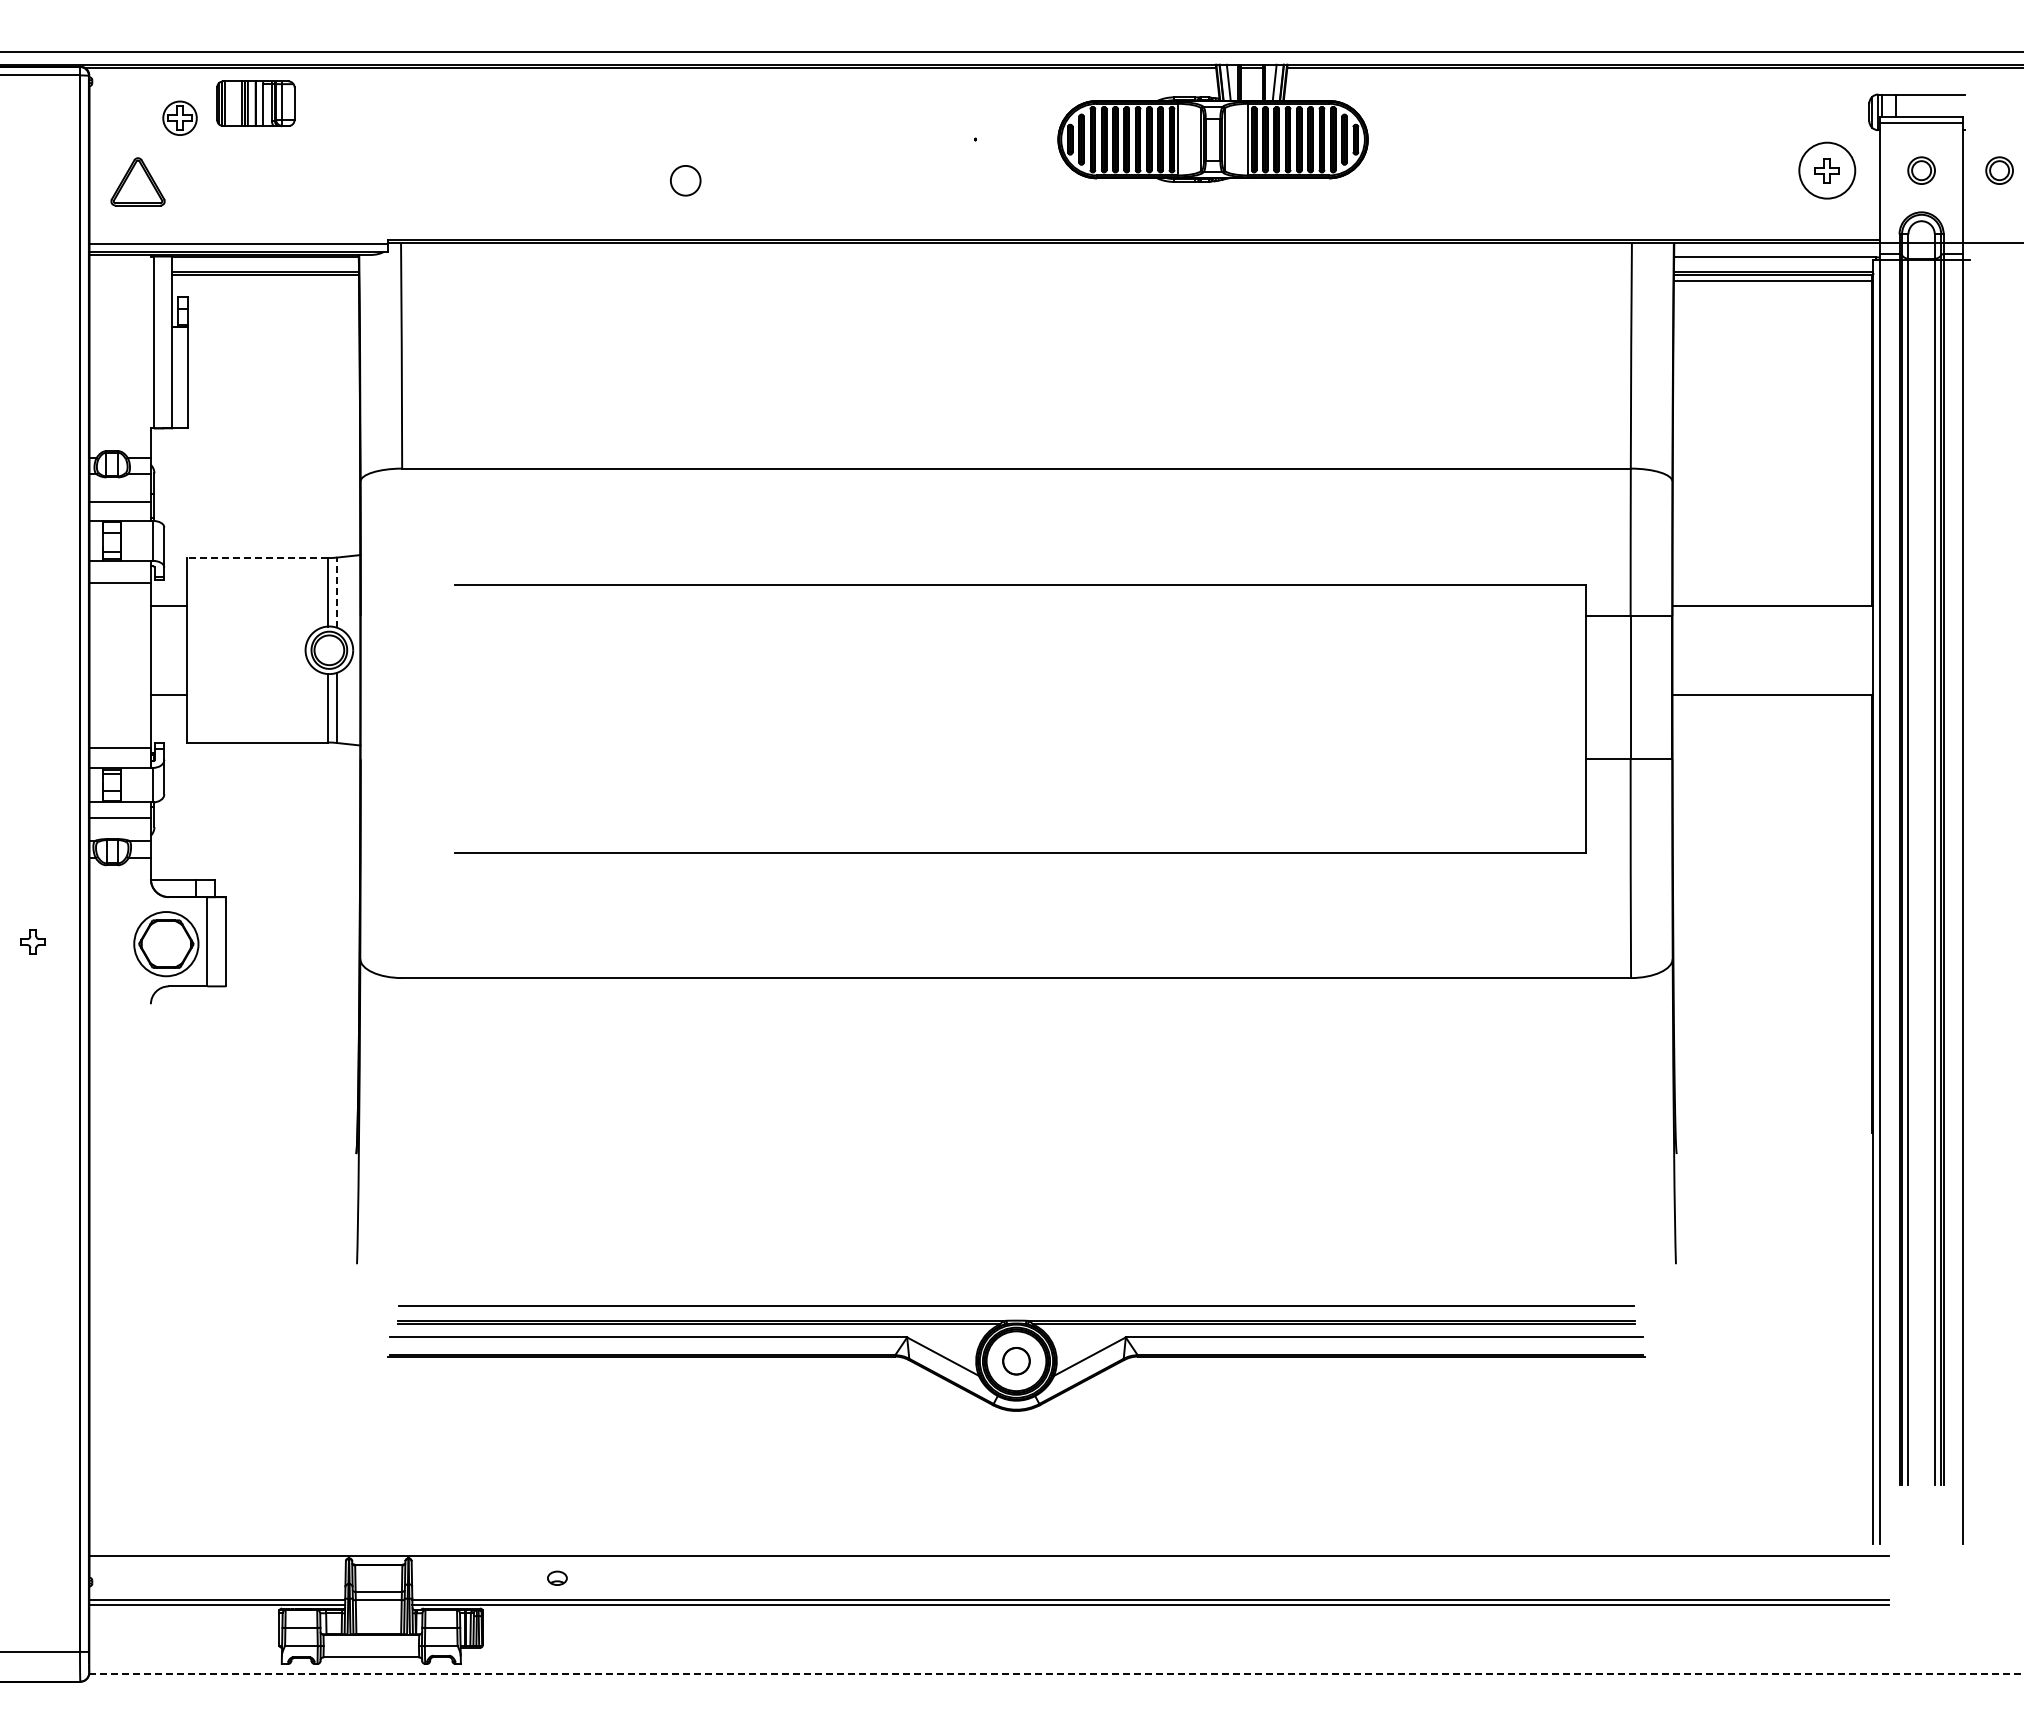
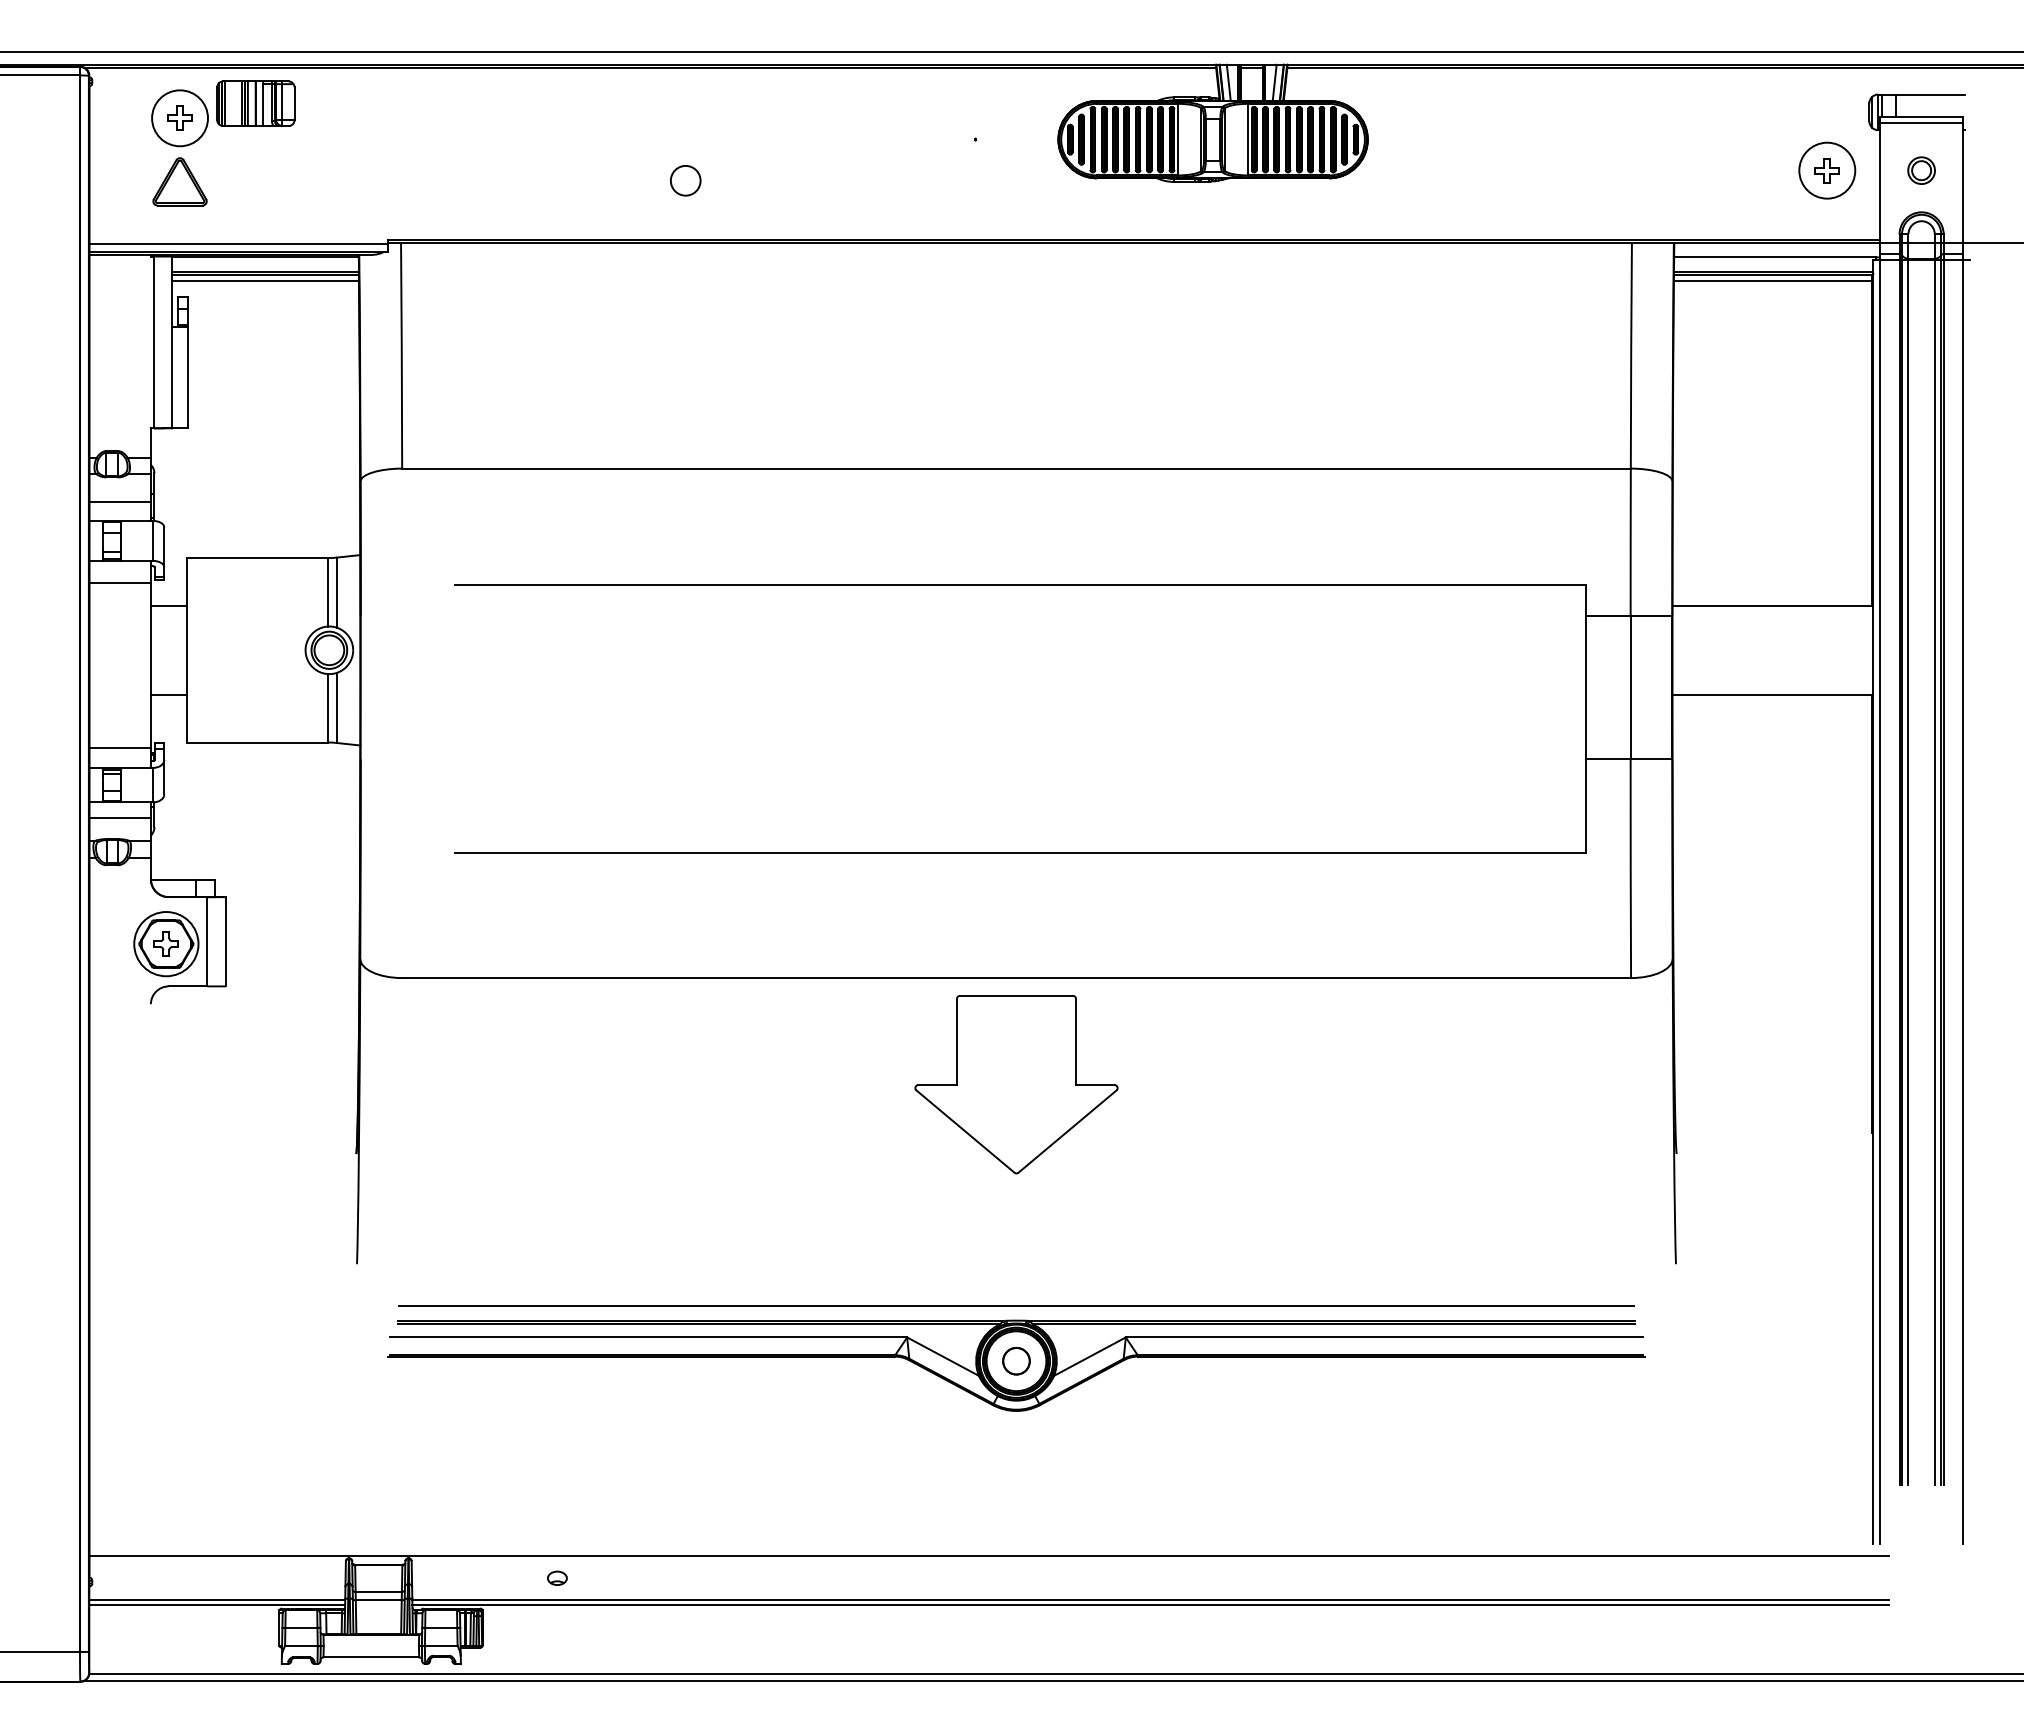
circle diameter: 34 px -> 56 px (180, 118)
part: present -> none (1999, 170)
part position: (137, 181) -> (179, 181) (179, 181)
line: none -> present (265, 281)
line: dashed -> solid (256, 558)
line: dashed -> solid (337, 592)
part position: (32, 941) -> (165, 943) (165, 943)
part: none -> present (1016, 1084)
line: dashed -> solid (1057, 1673)
line: none -> present (1051, 1681)
